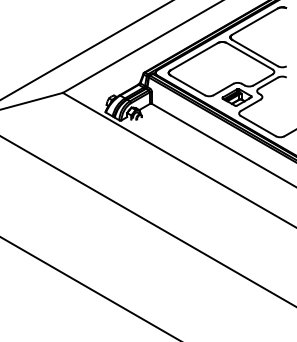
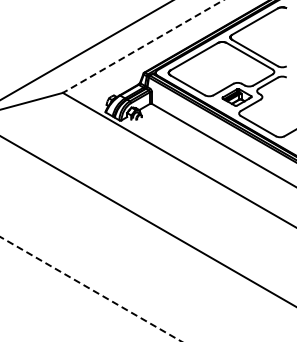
line: solid -> dashed (143, 46)
line: solid -> dashed (91, 289)
